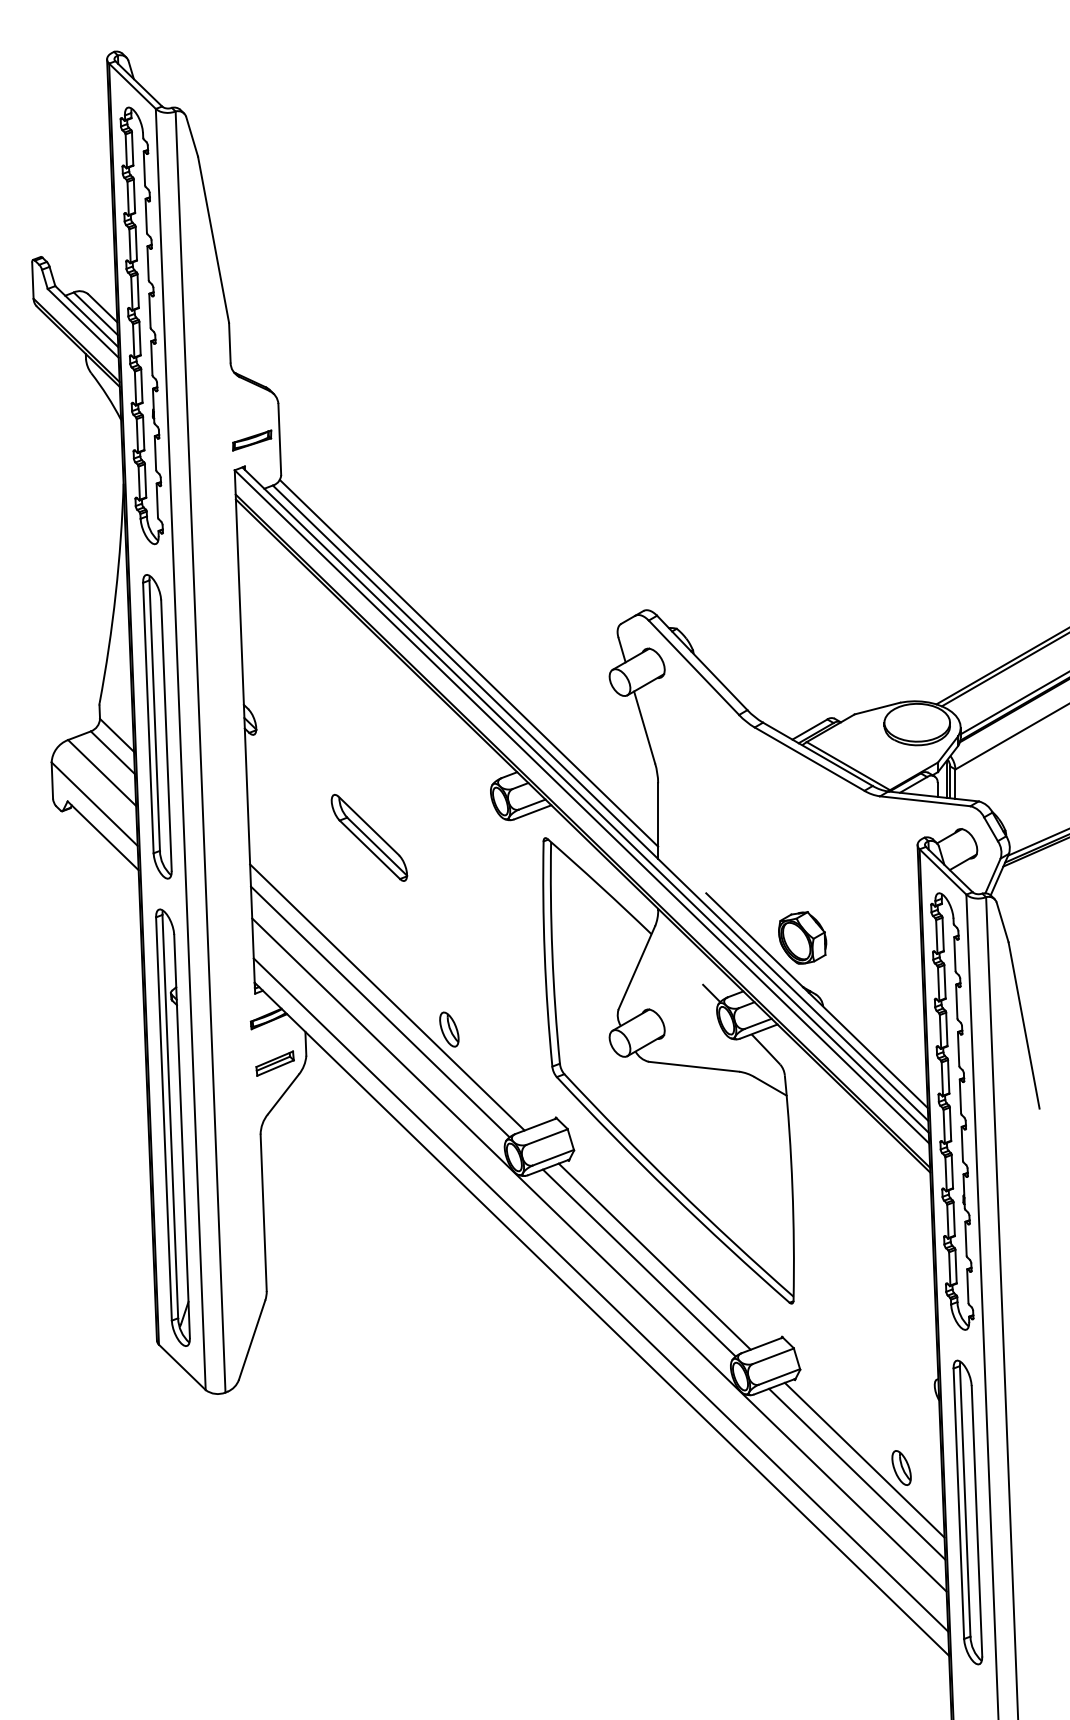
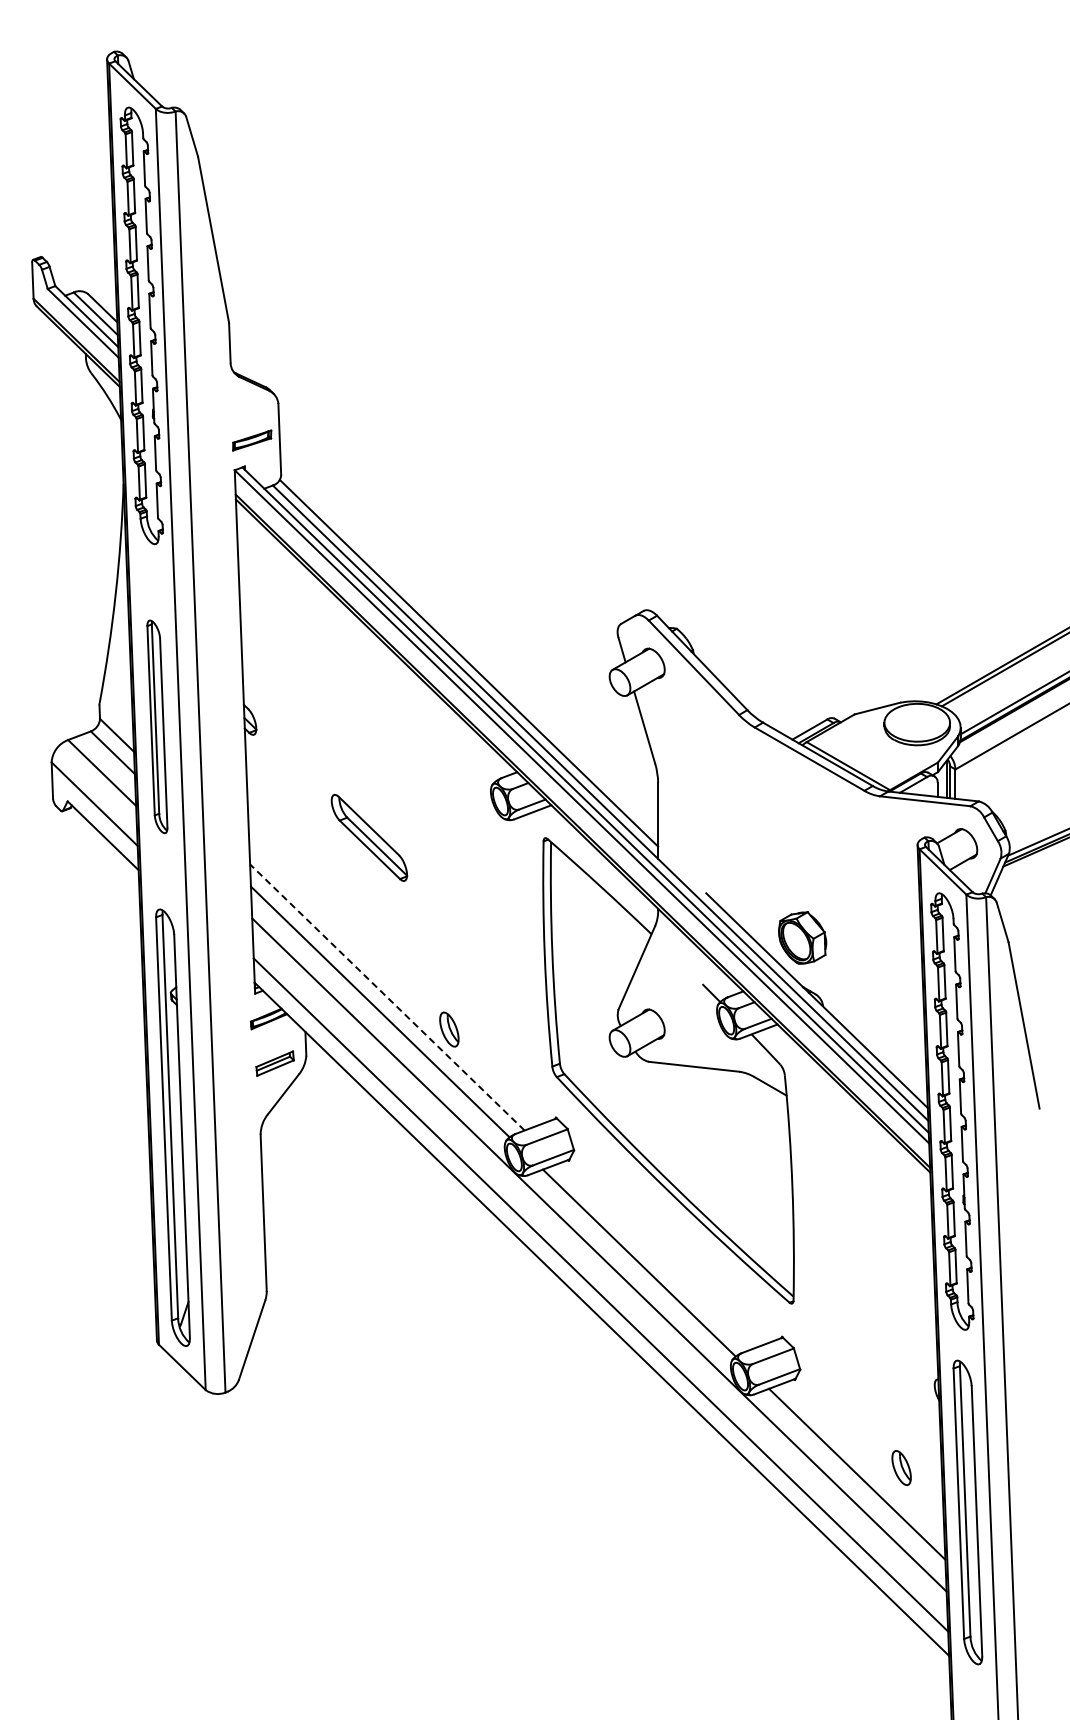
part size: 31x306 px -> 23x216 px (157, 726)
line: solid -> dashed (387, 997)
line: present -> none (654, 1256)
line: present -> none (864, 1459)
